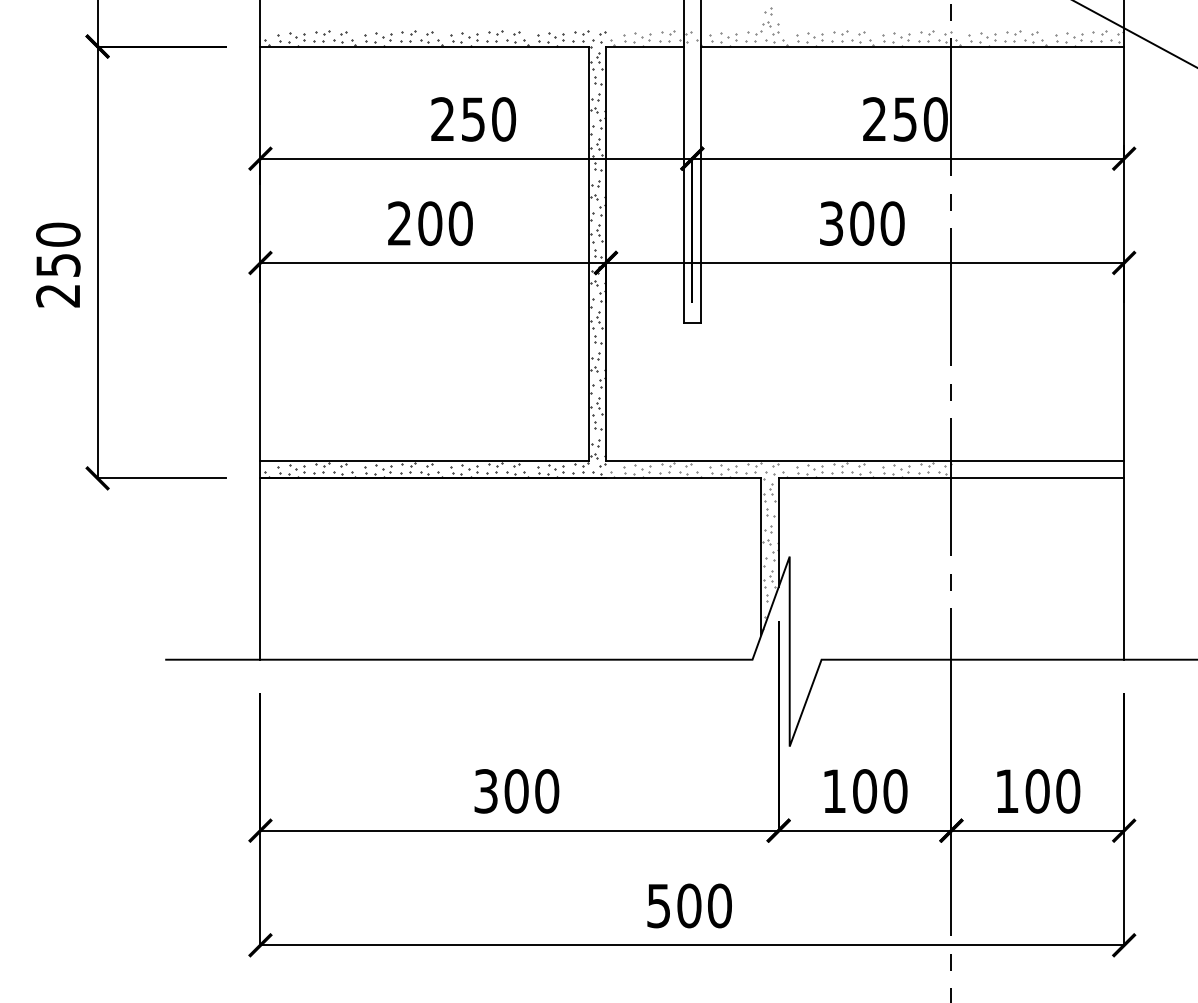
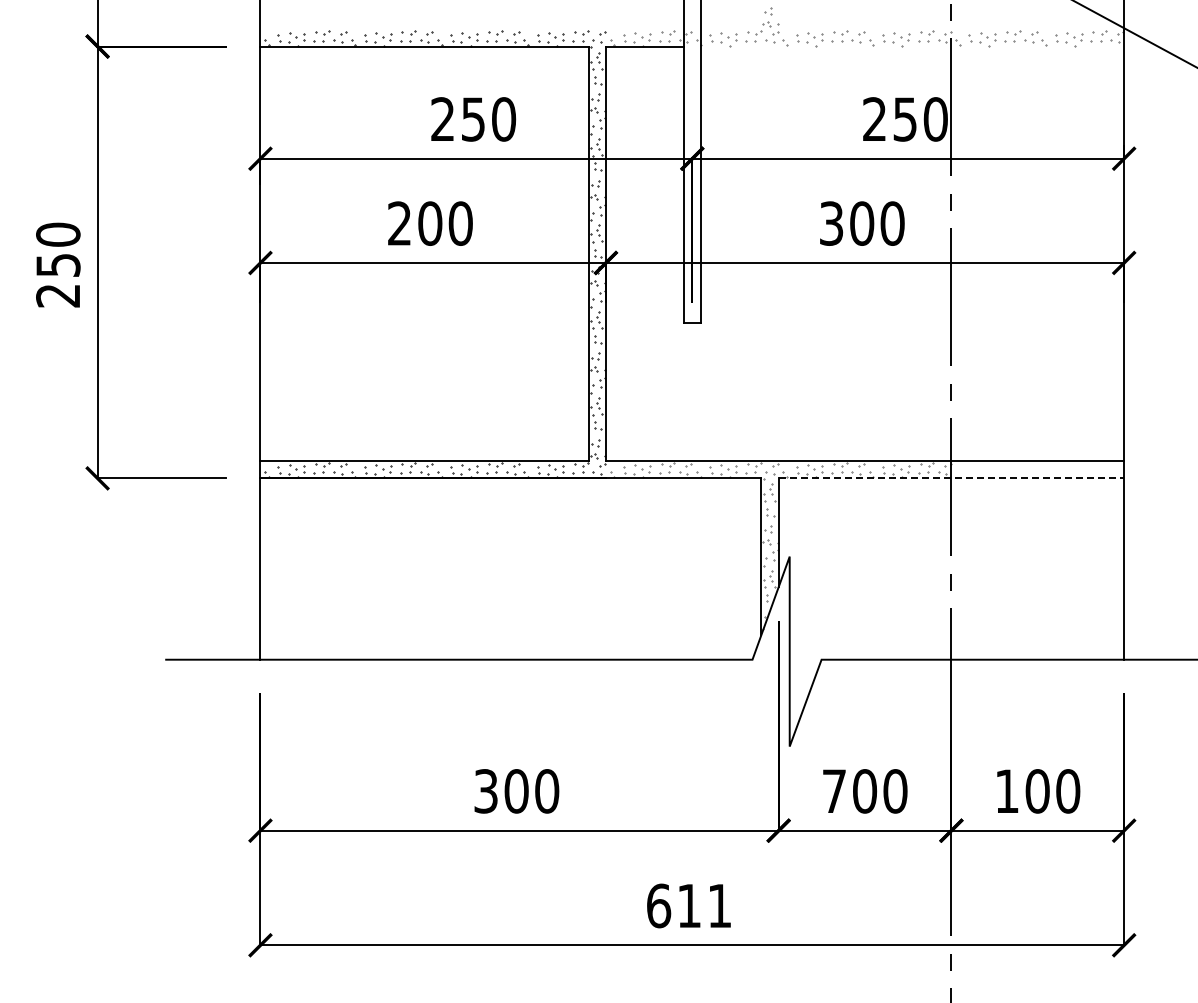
line: present -> none (912, 46)
line: solid -> dashed (951, 478)
text: 100 -> 700 (834, 790)
text: 500 -> 611 (689, 905)
